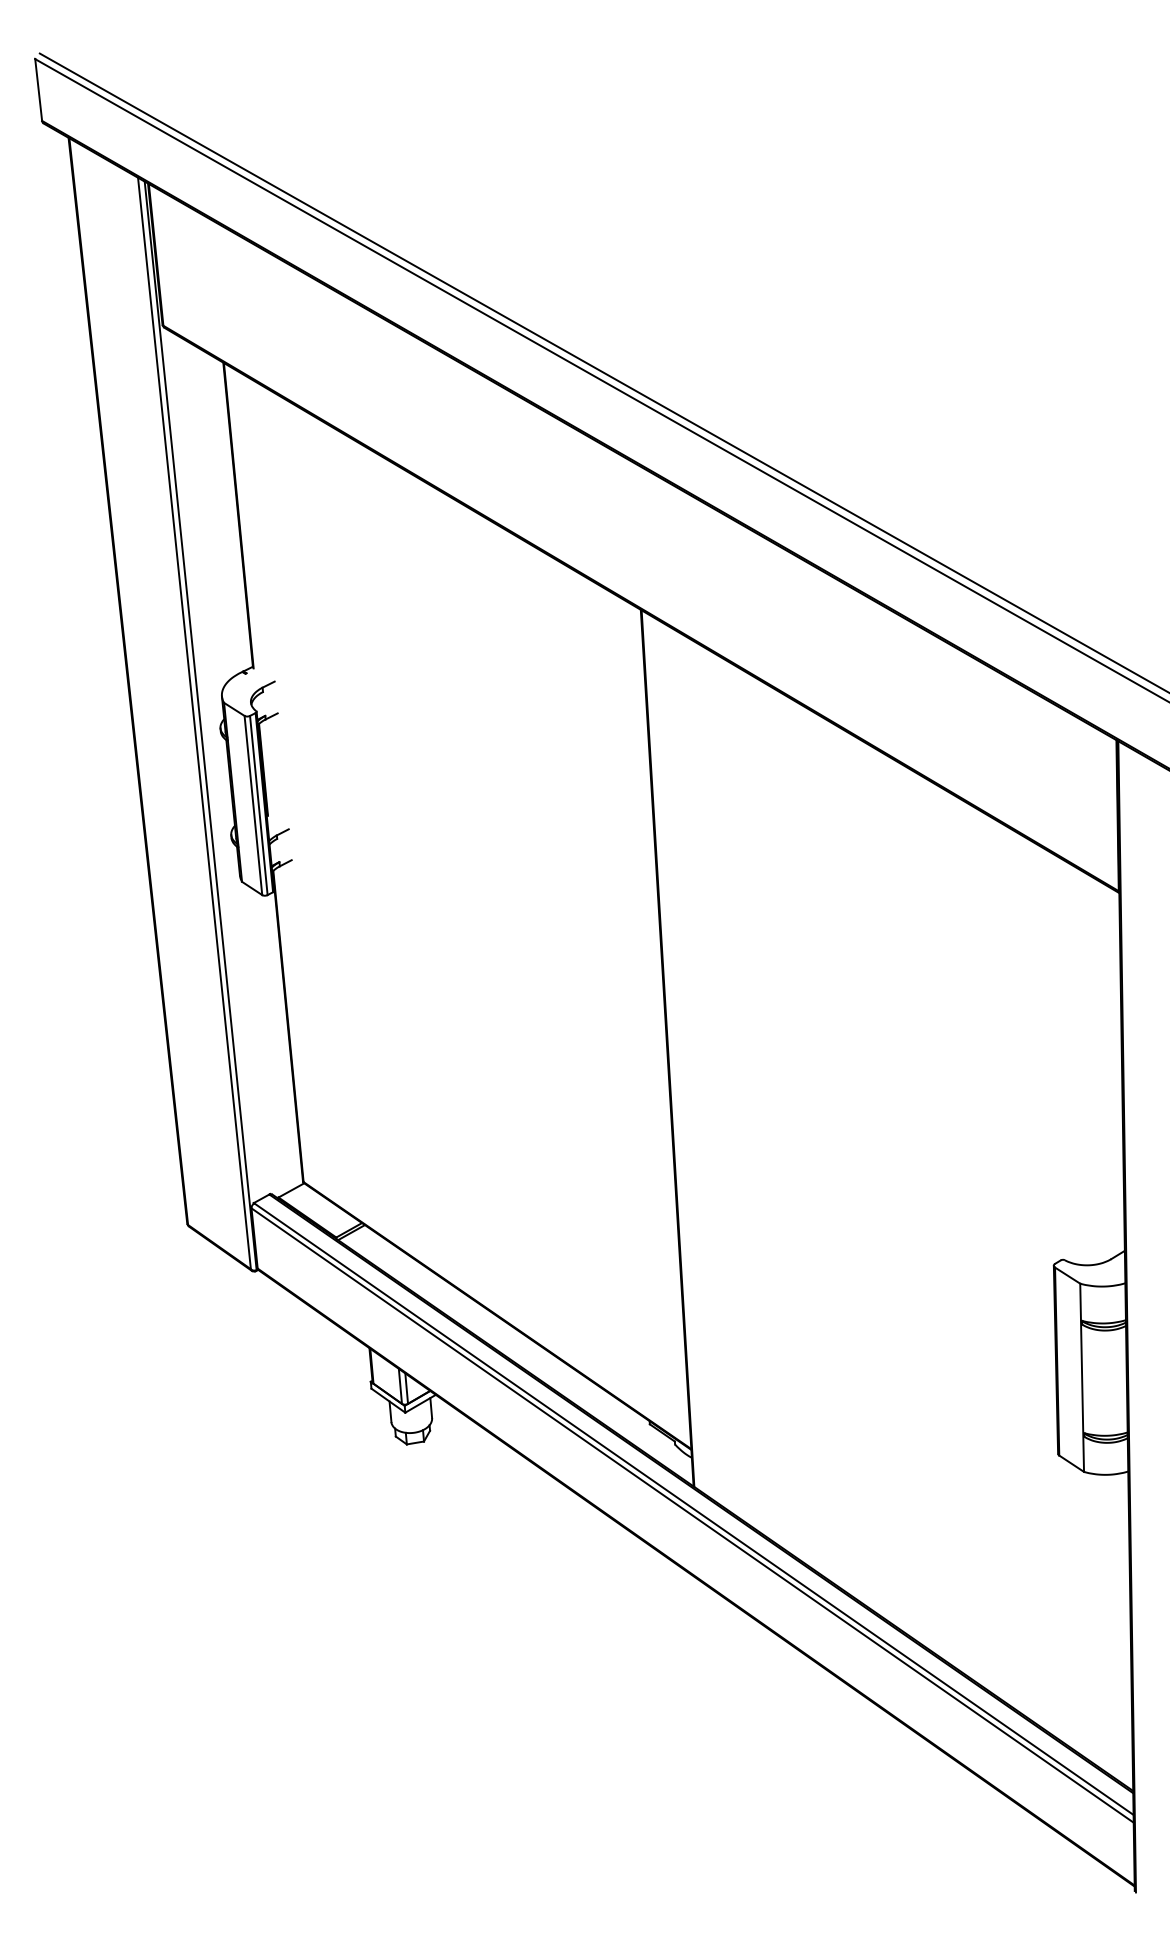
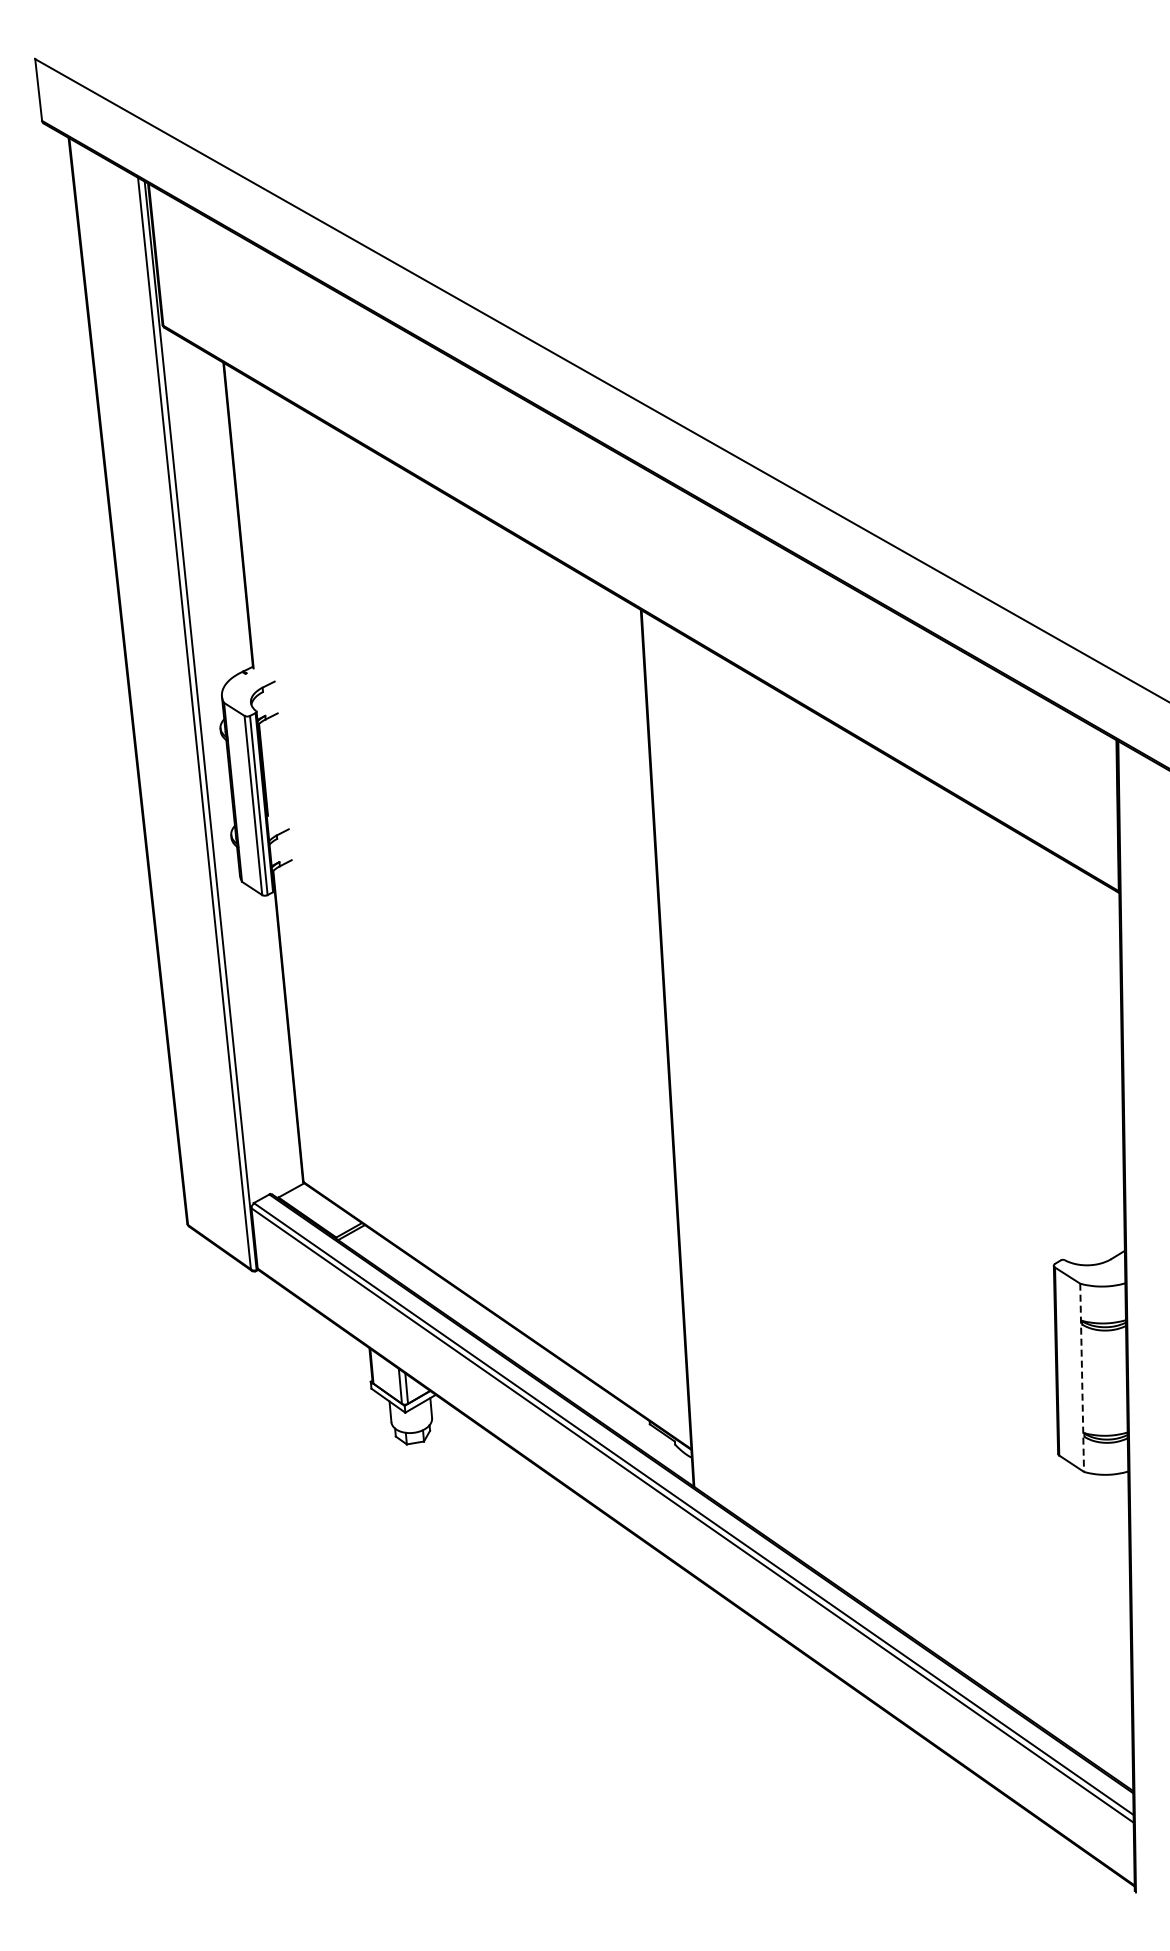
line: present -> none (602, 372)
line: solid -> dashed (1082, 1378)
